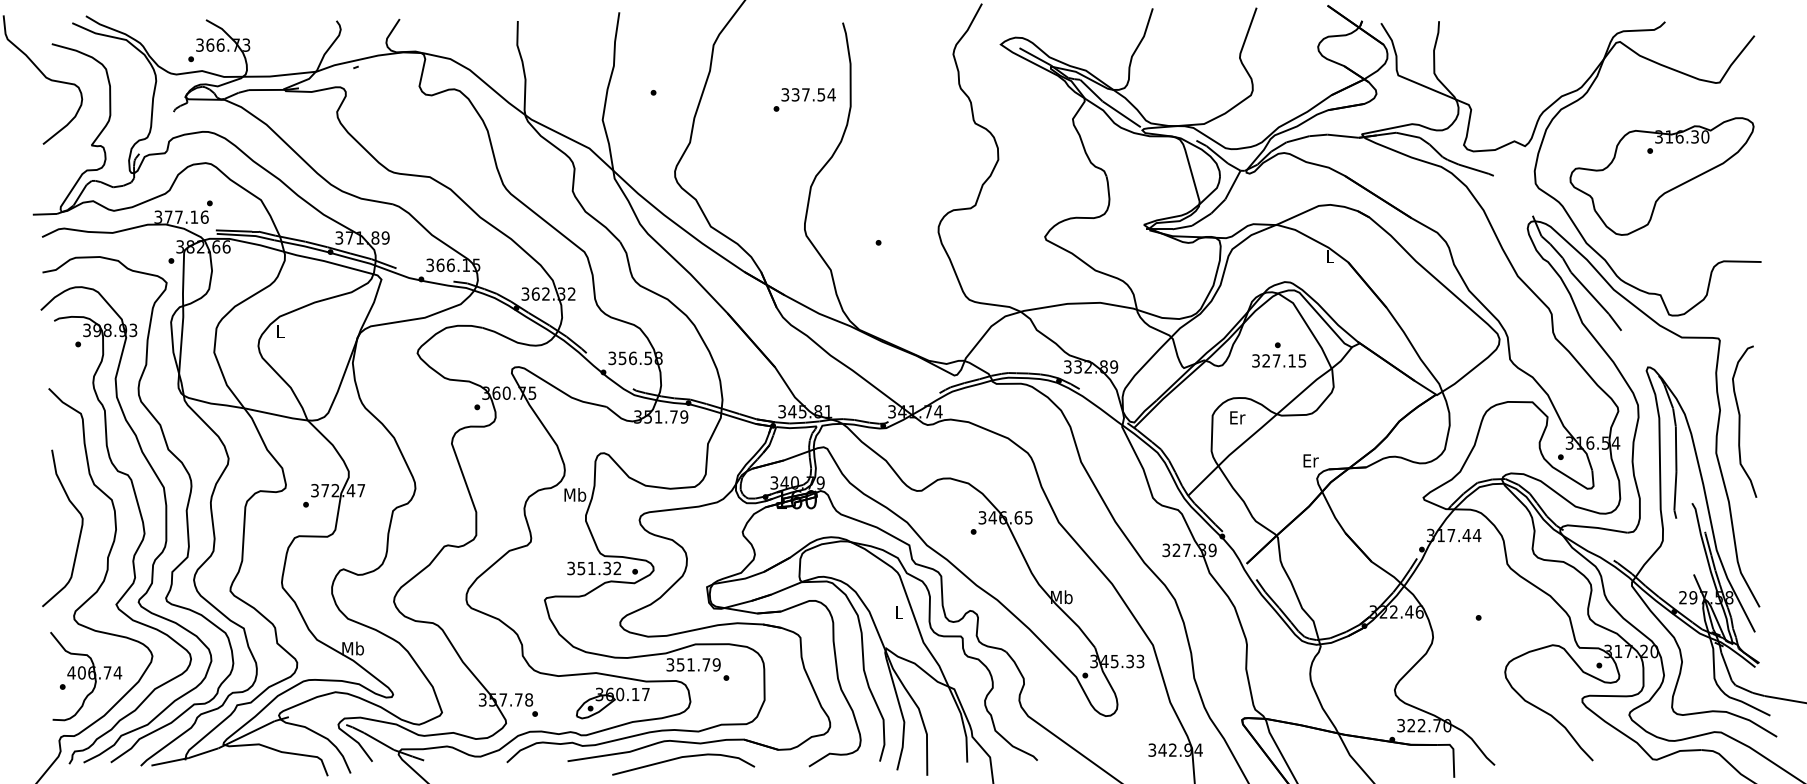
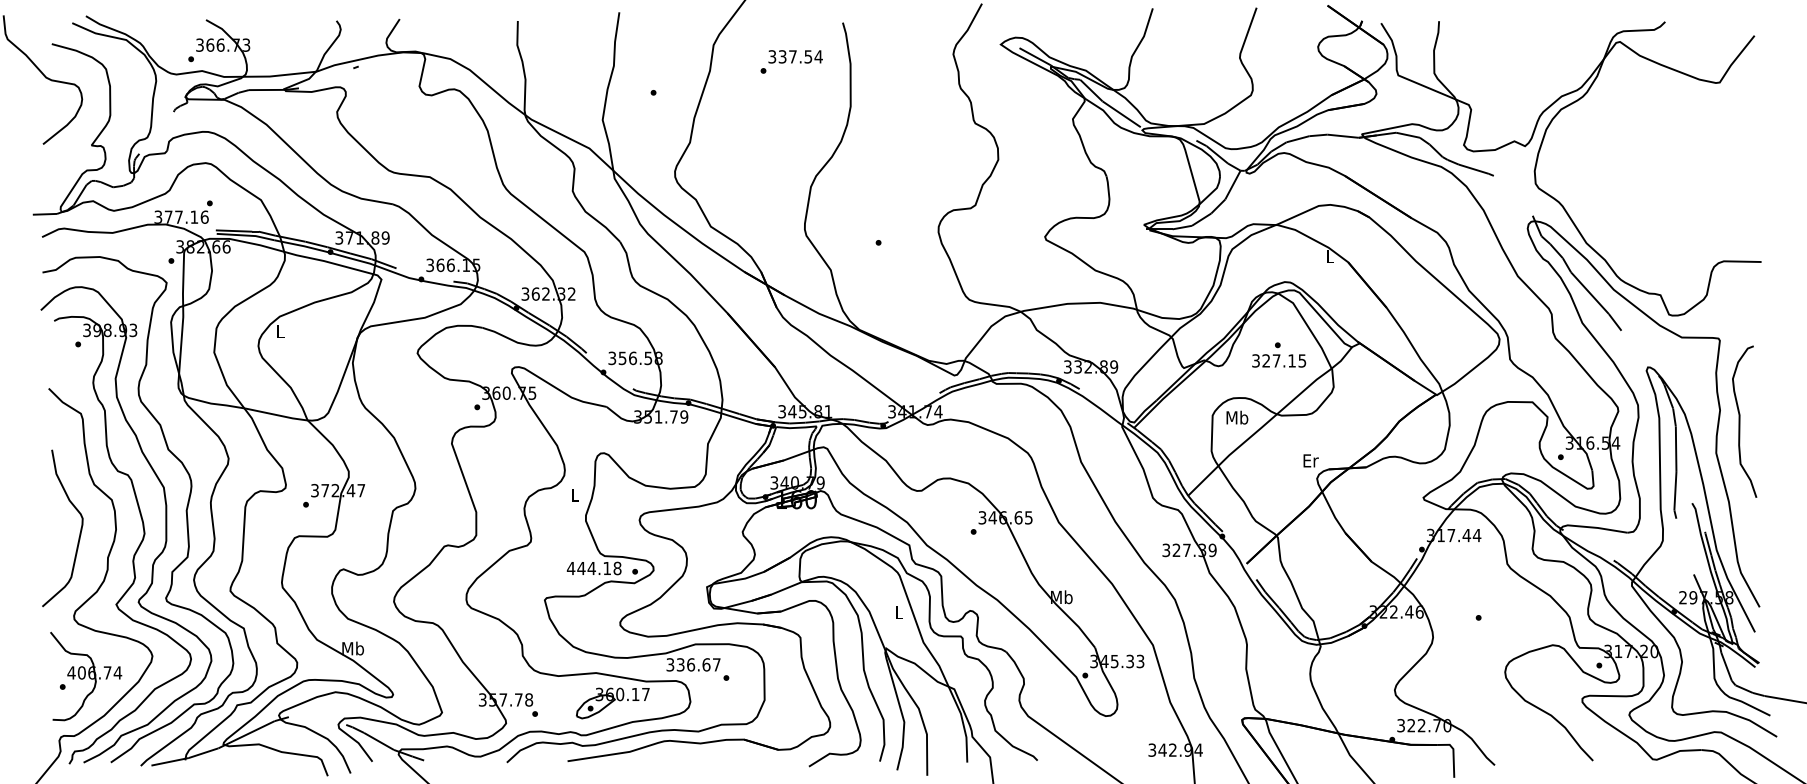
text position: (804, 99) -> (791, 61) (791, 61)
part: present -> none (1661, 176)
text: Er -> Mb (1237, 417)
text: Mb -> L (575, 494)
text: 351.32 -> 444.18 (593, 568)
text: 351.79 -> 336.67 (698, 664)
curve: present -> none (681, 758)
